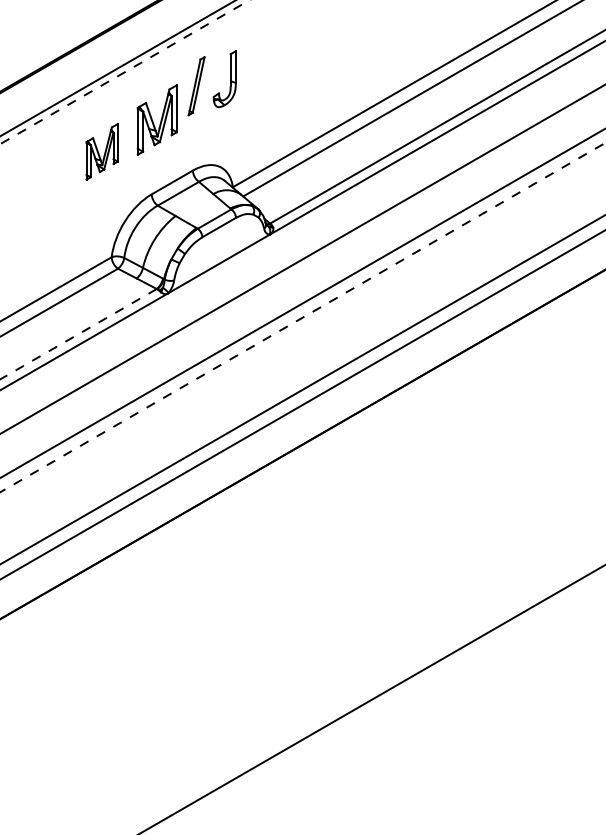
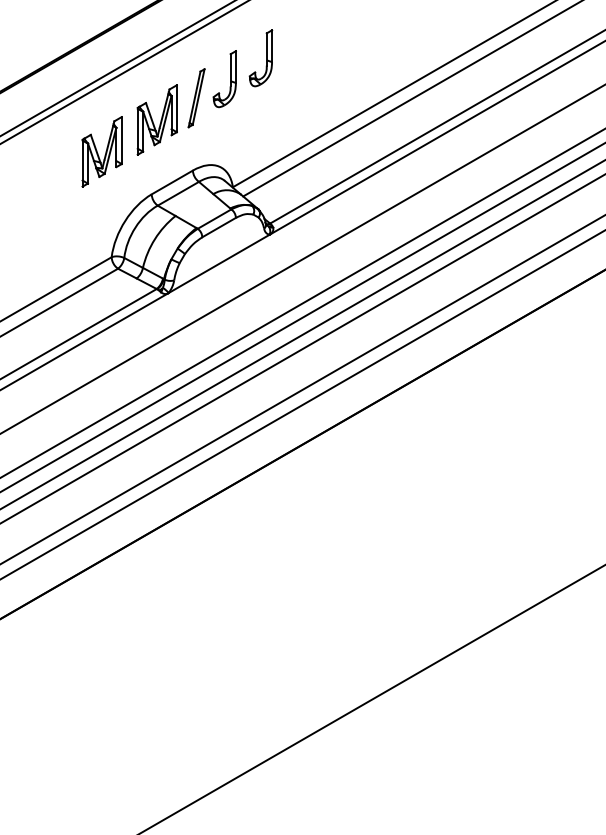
part: none -> present (260, 58)
line: dashed -> solid (124, 72)
part position: (196, 86) -> (196, 98) (196, 98)
part size: 34x58 px -> 42x72 px (101, 151)
line: dashed -> solid (302, 317)
line: dashed -> solid (78, 334)
line: none -> present (302, 334)
line: none -> present (302, 348)
